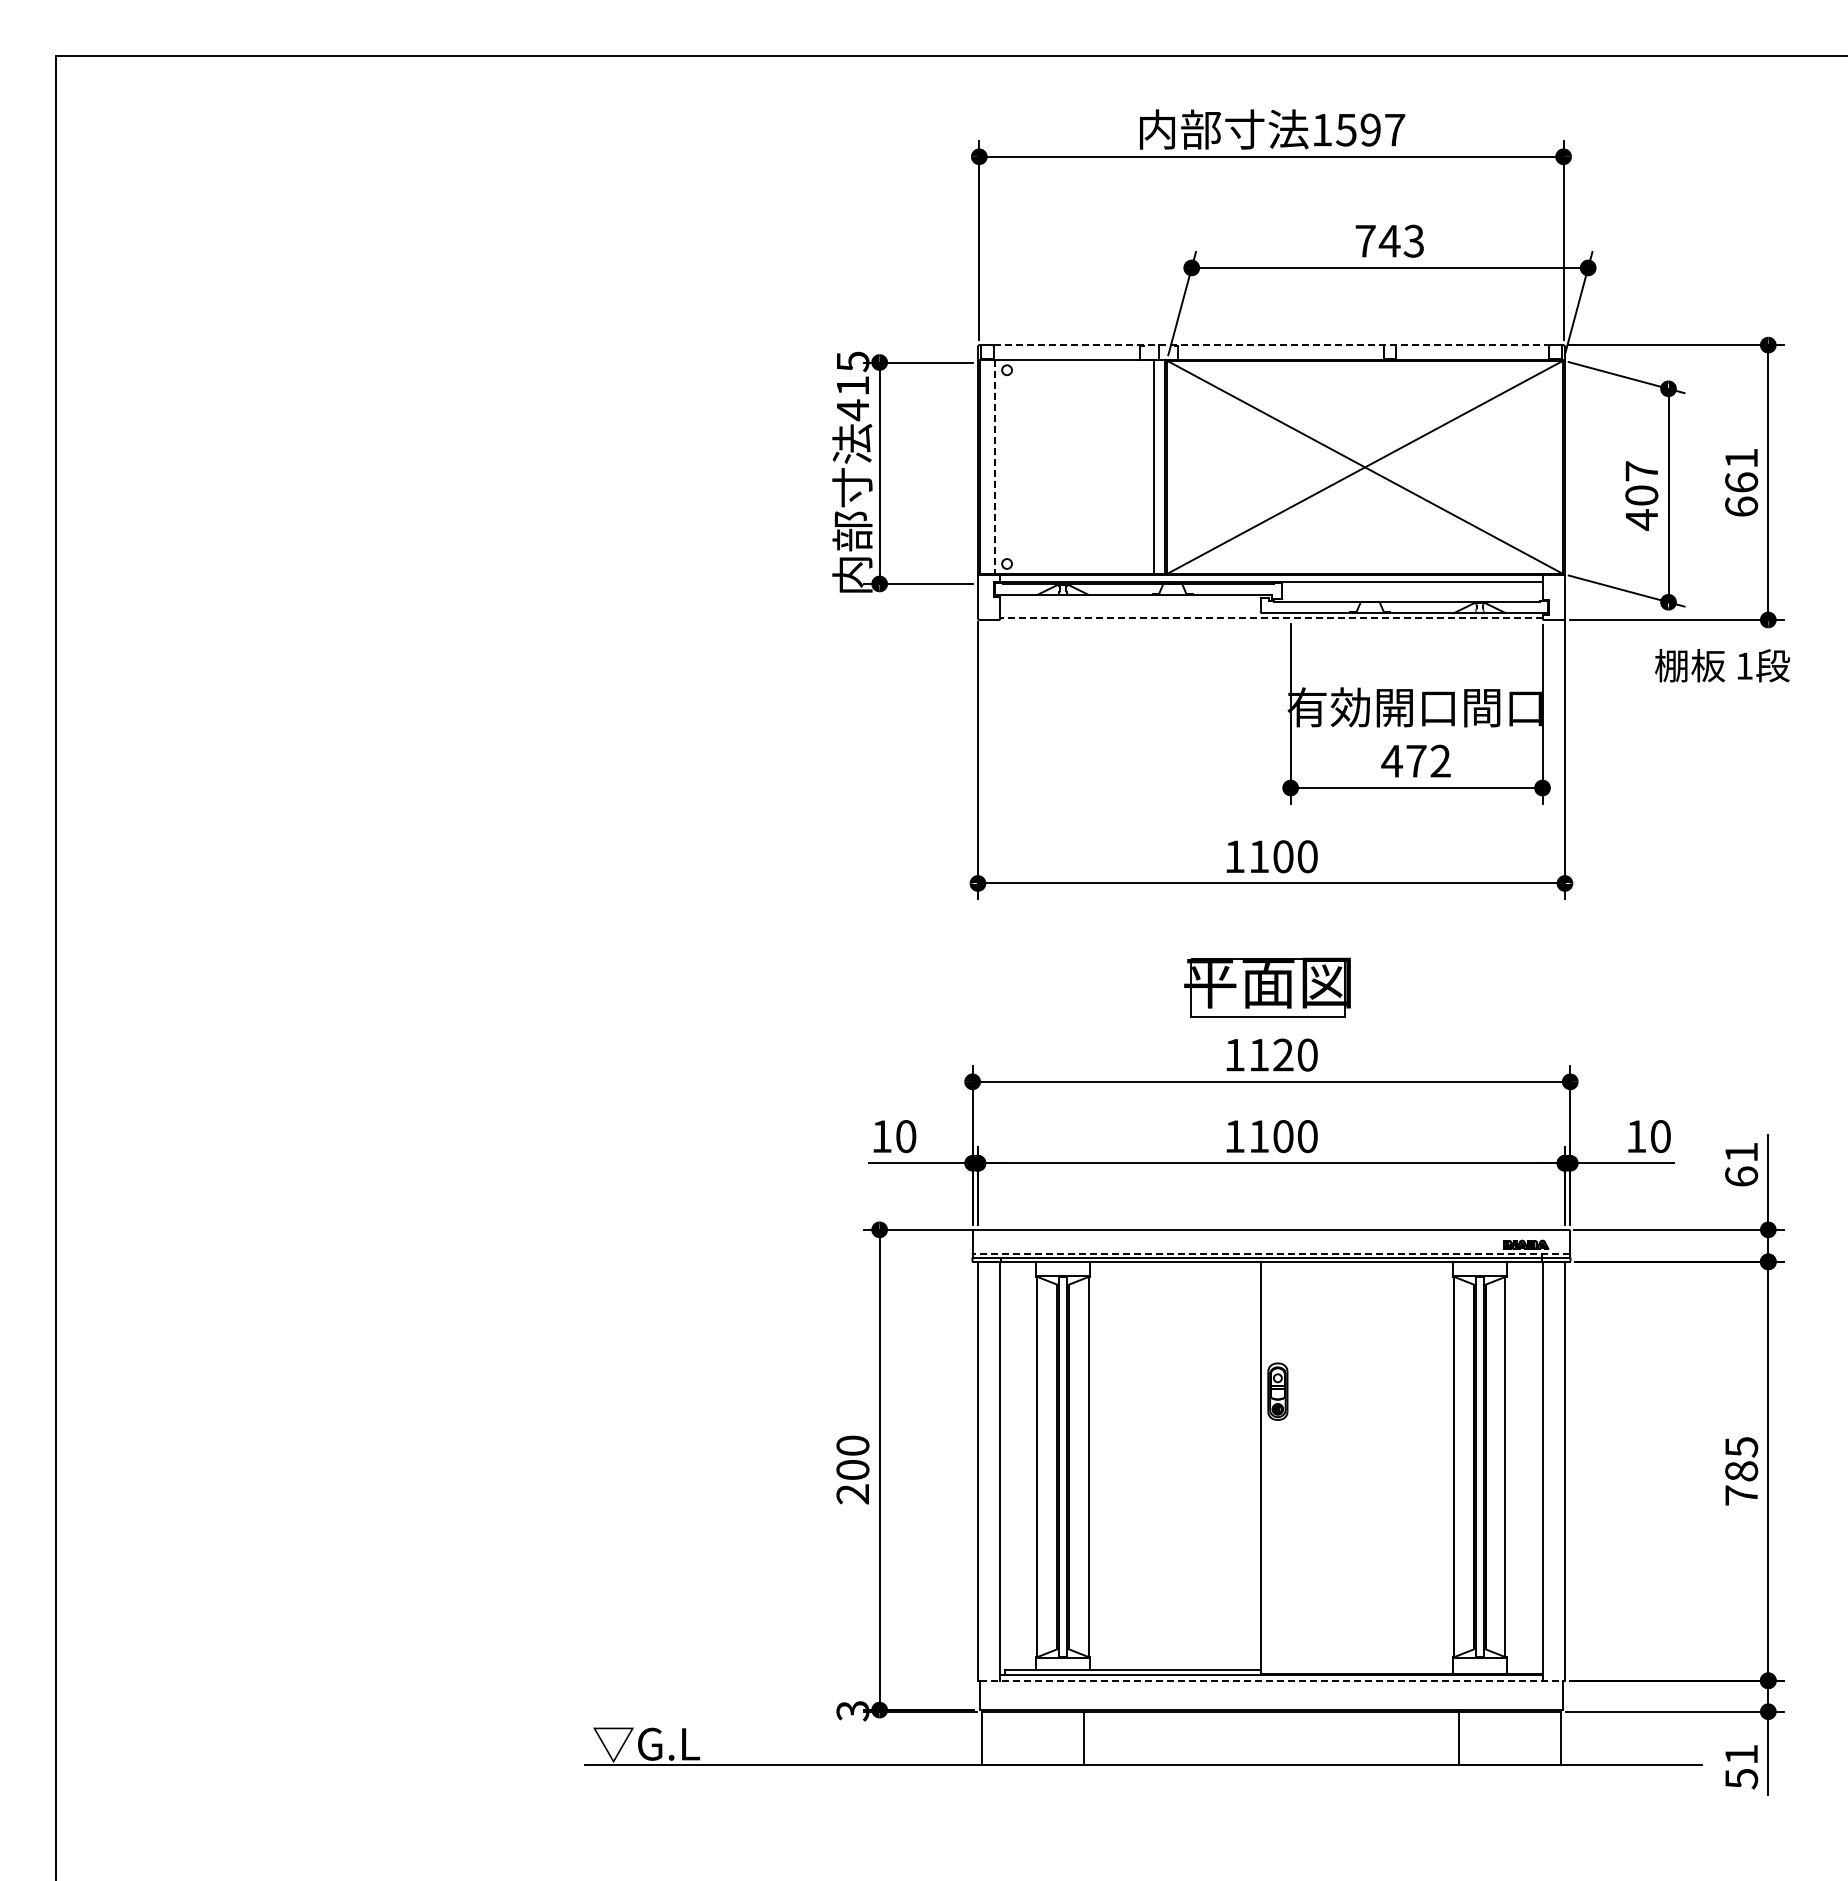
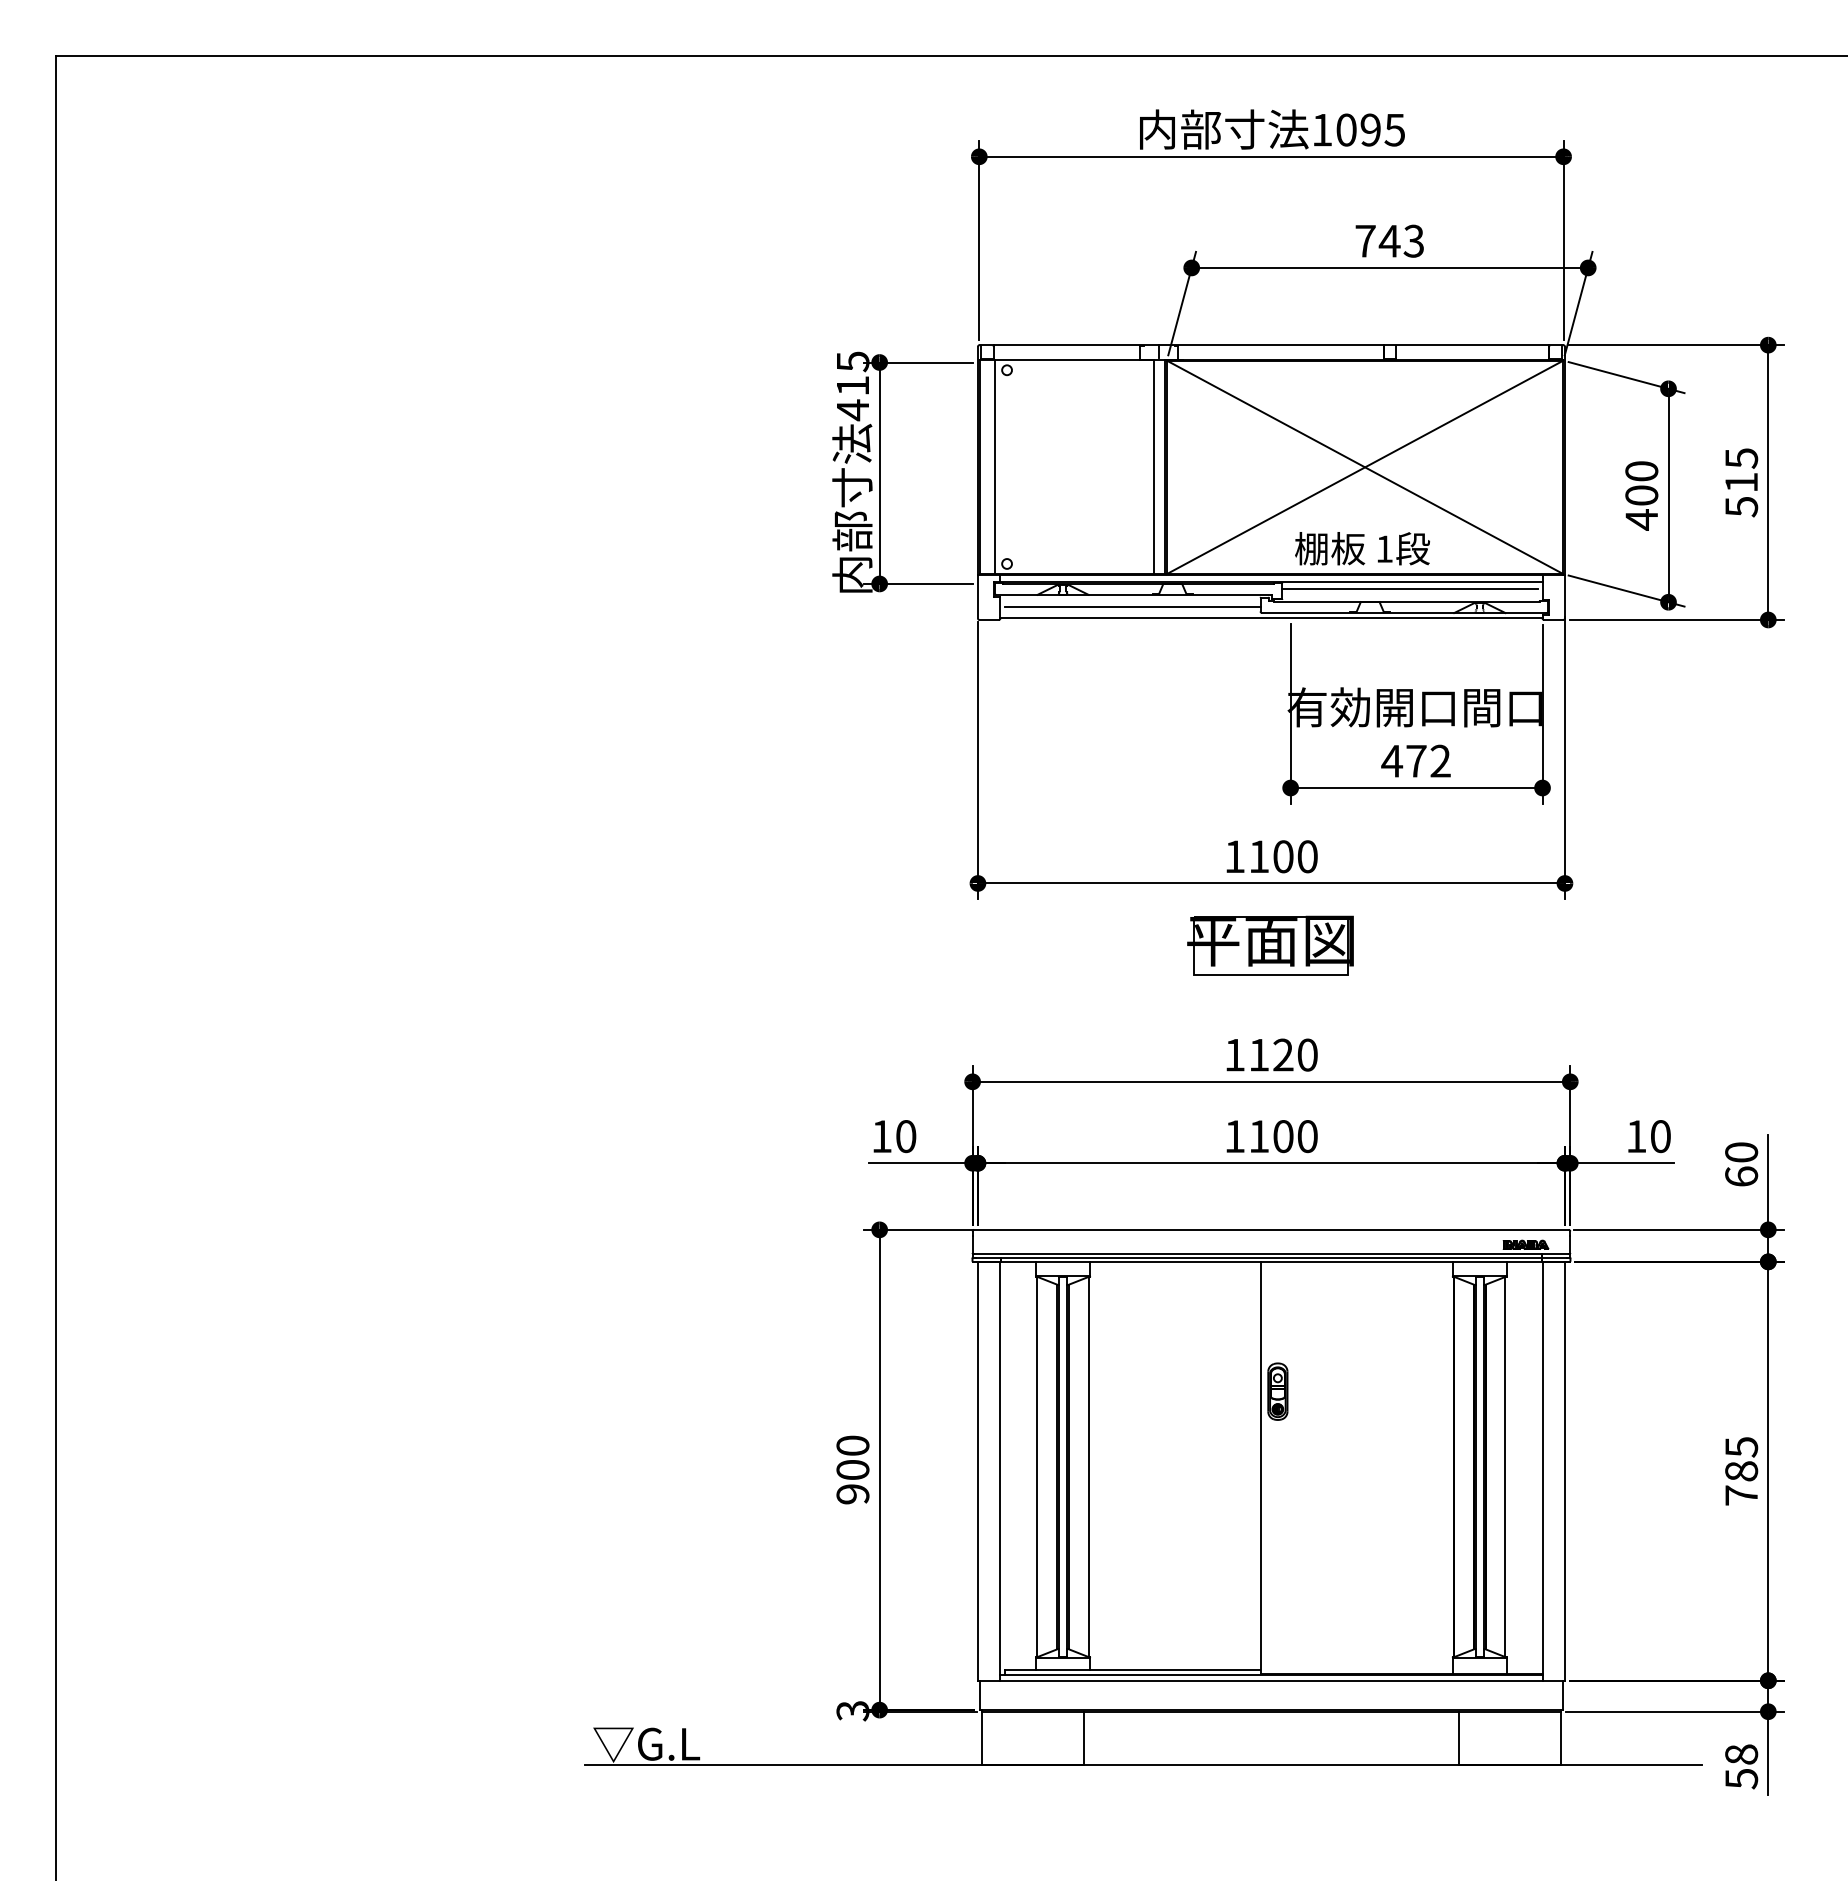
text: 1597 -> 1095 (1370, 129)
line: dashed -> solid (1271, 345)
line: dashed -> solid (994, 467)
text: 407 -> 400 (1641, 471)
text: 661 -> 515 (1741, 482)
line: none -> present (1410, 589)
line: none -> present (1132, 607)
line: dashed -> solid (1270, 618)
text position: (1722, 665) -> (1362, 548) (1362, 548)
part position: (1267, 987) -> (1270, 945) (1270, 945)
text: 61 -> 60 (1741, 1152)
line: dashed -> solid (1271, 1253)
text: 200 -> 900 (853, 1494)
line: dashed -> solid (1272, 1680)
text: 51 -> 58 (1741, 1754)
